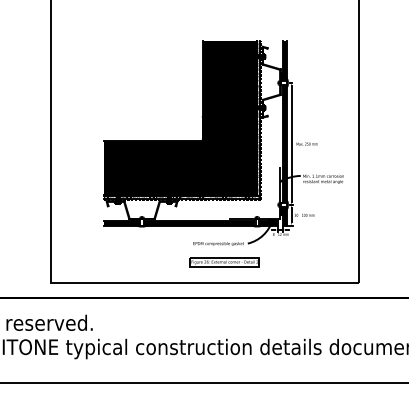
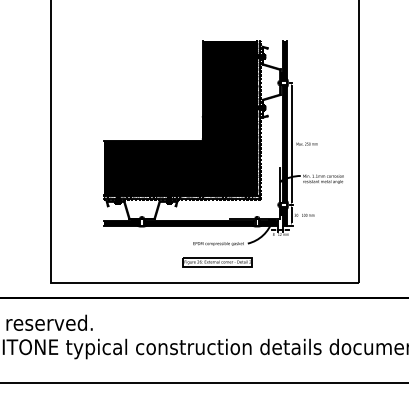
part position: (224, 262) -> (217, 262) (217, 262)
